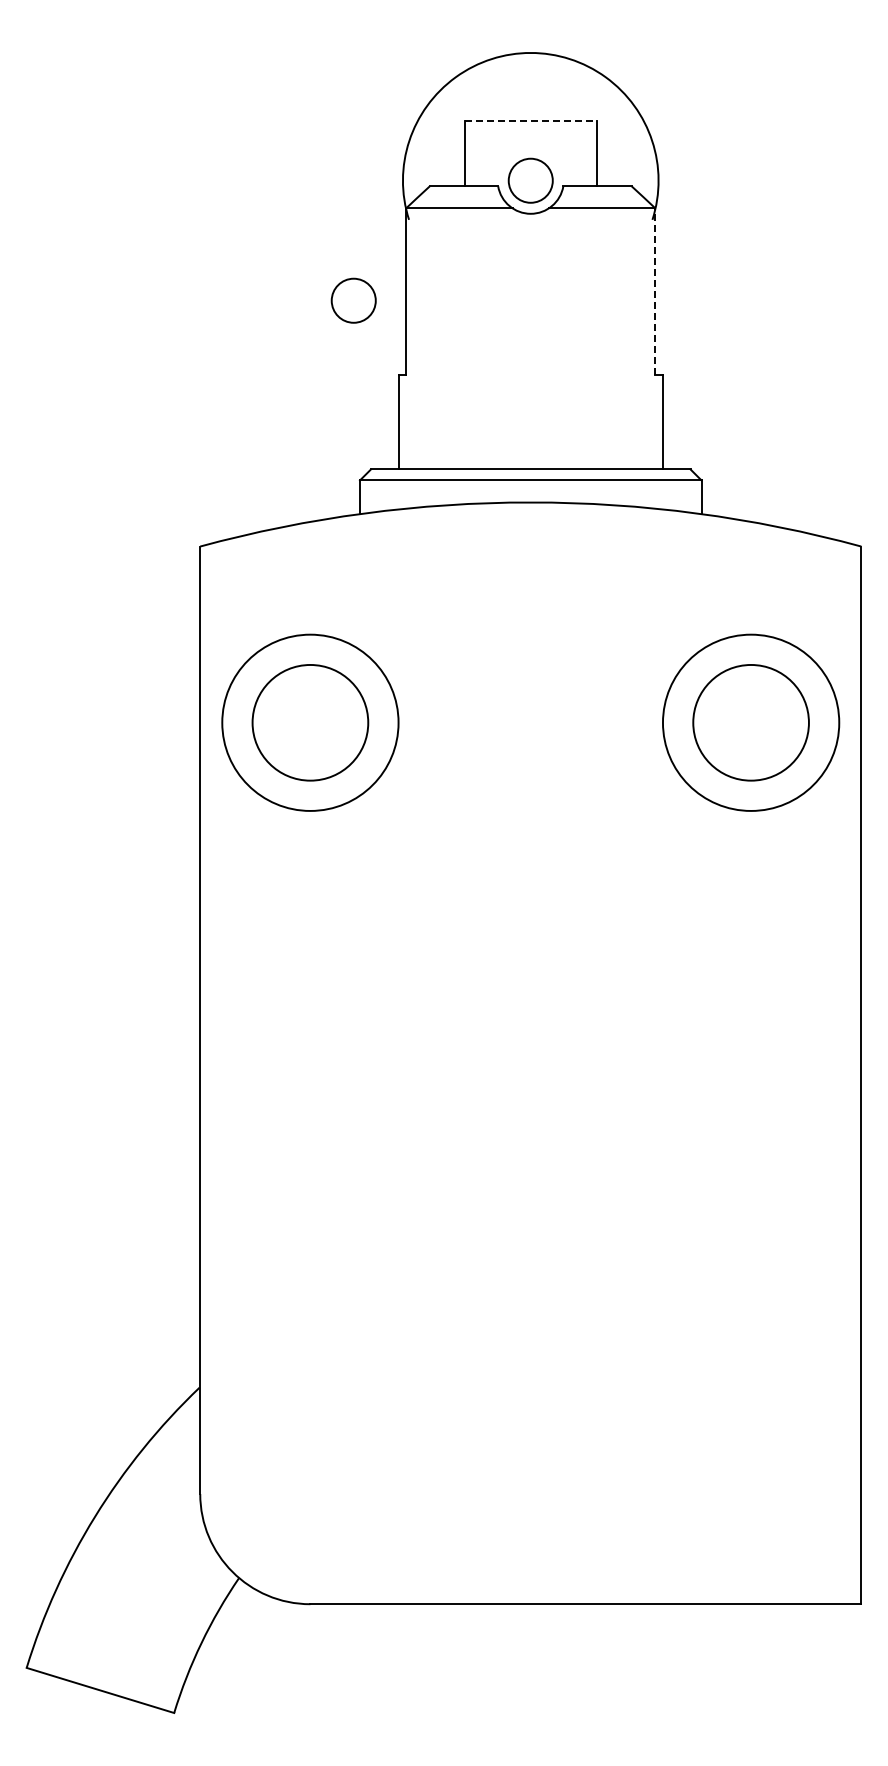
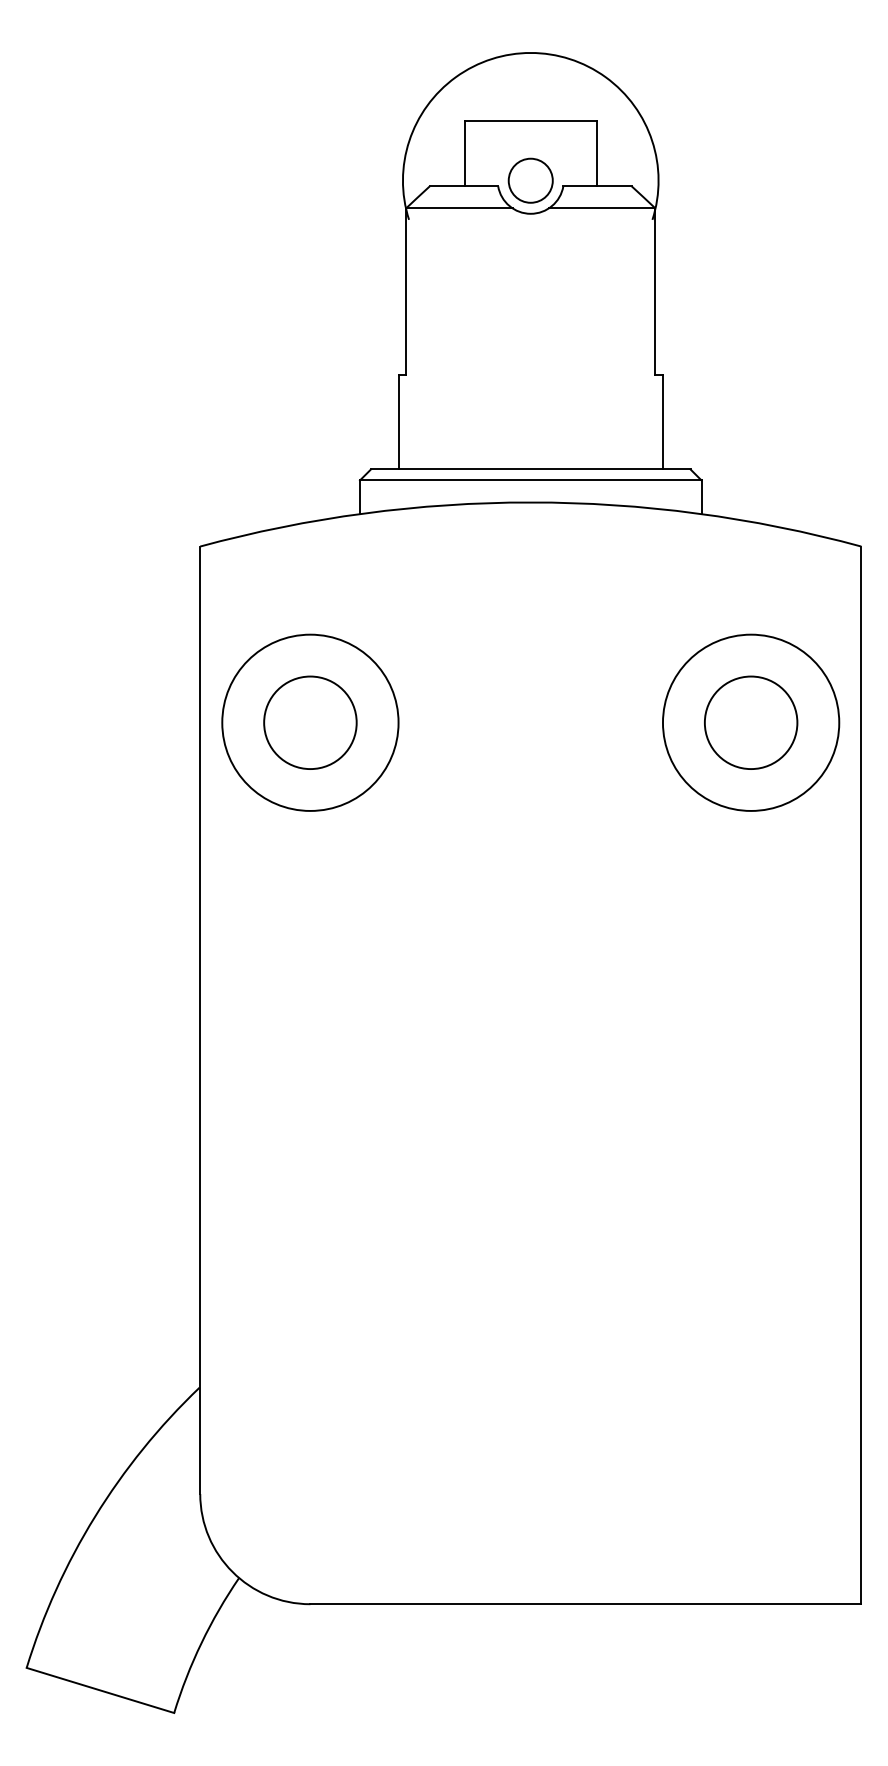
line: dashed -> solid (531, 121)
line: dashed -> solid (655, 291)
circle: present -> none (353, 300)
circle diameter: 116 px -> 93 px (310, 722)
circle diameter: 116 px -> 93 px (750, 722)
